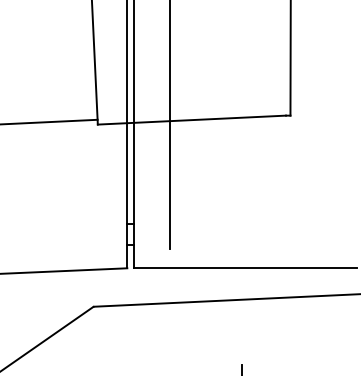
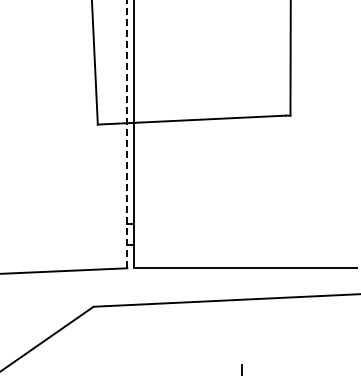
line: present -> none (49, 121)
line: present -> none (169, 125)
line: solid -> dashed (127, 134)
